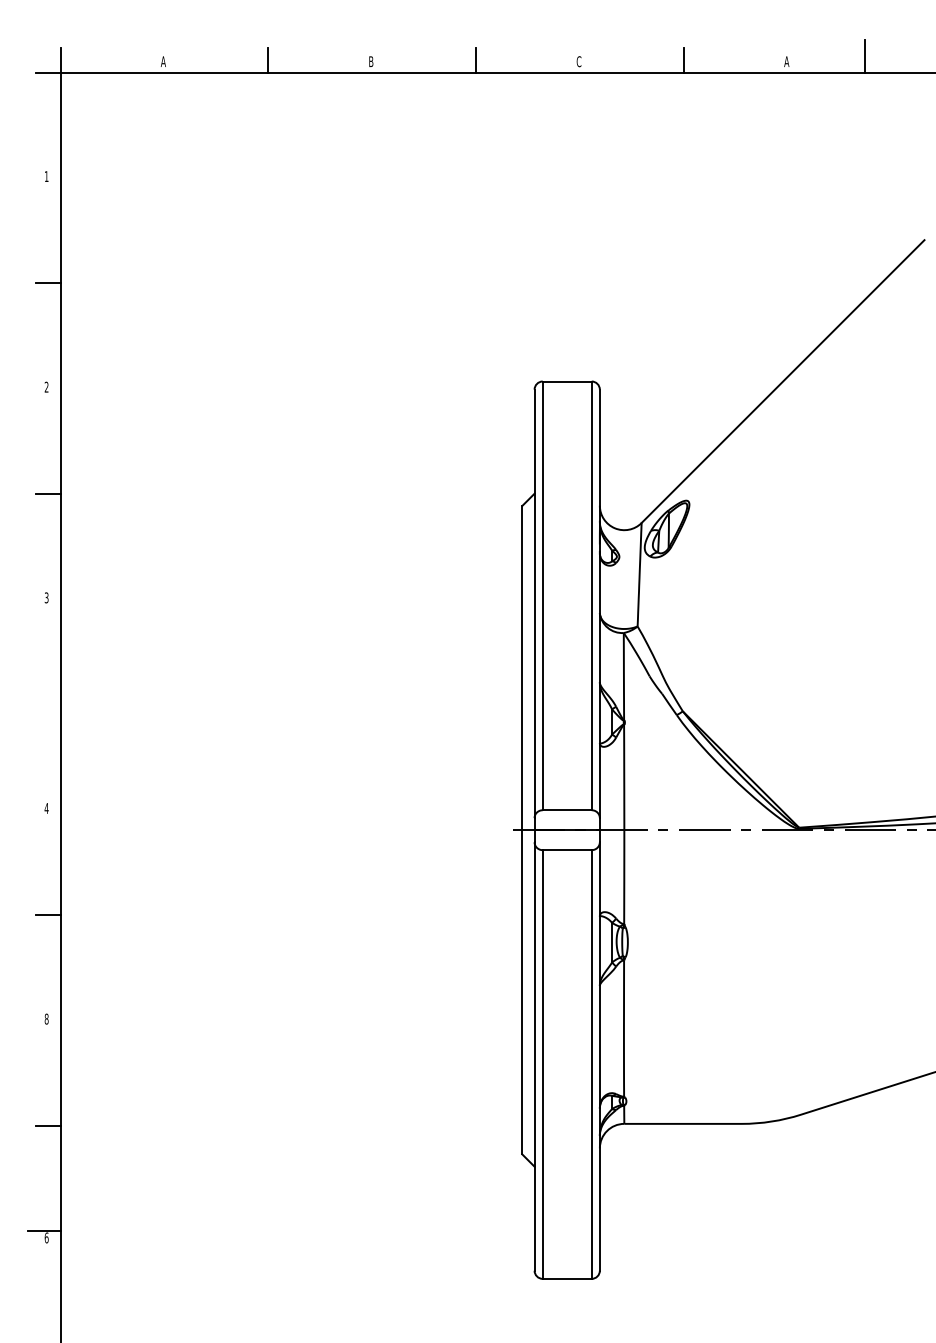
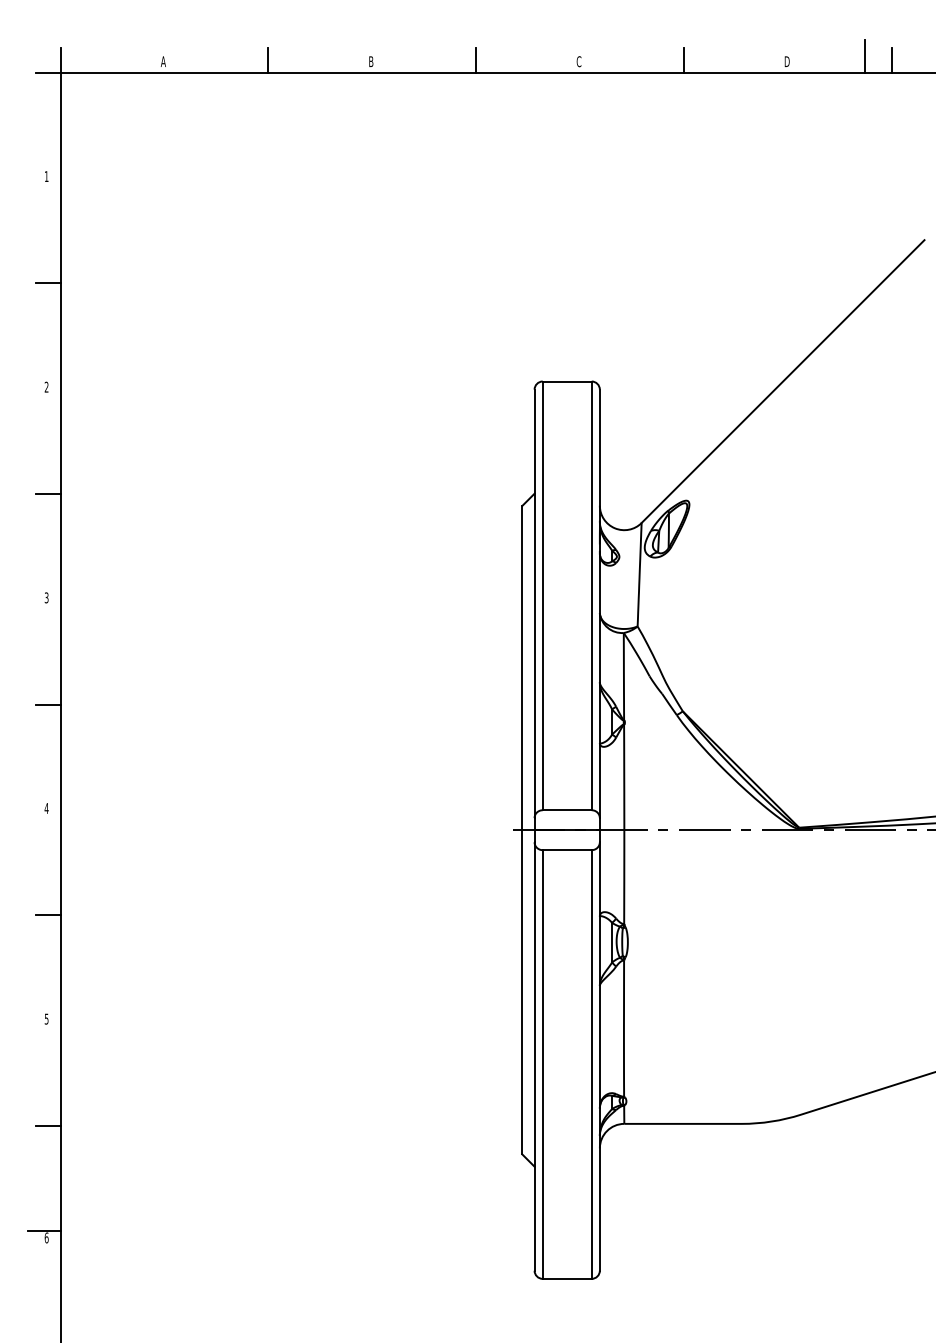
line: none -> present (891, 60)
text: A -> D (786, 61)
line: none -> present (48, 704)
text: 8 -> 5 (46, 1018)
